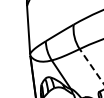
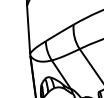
line: dashed -> solid (91, 66)
